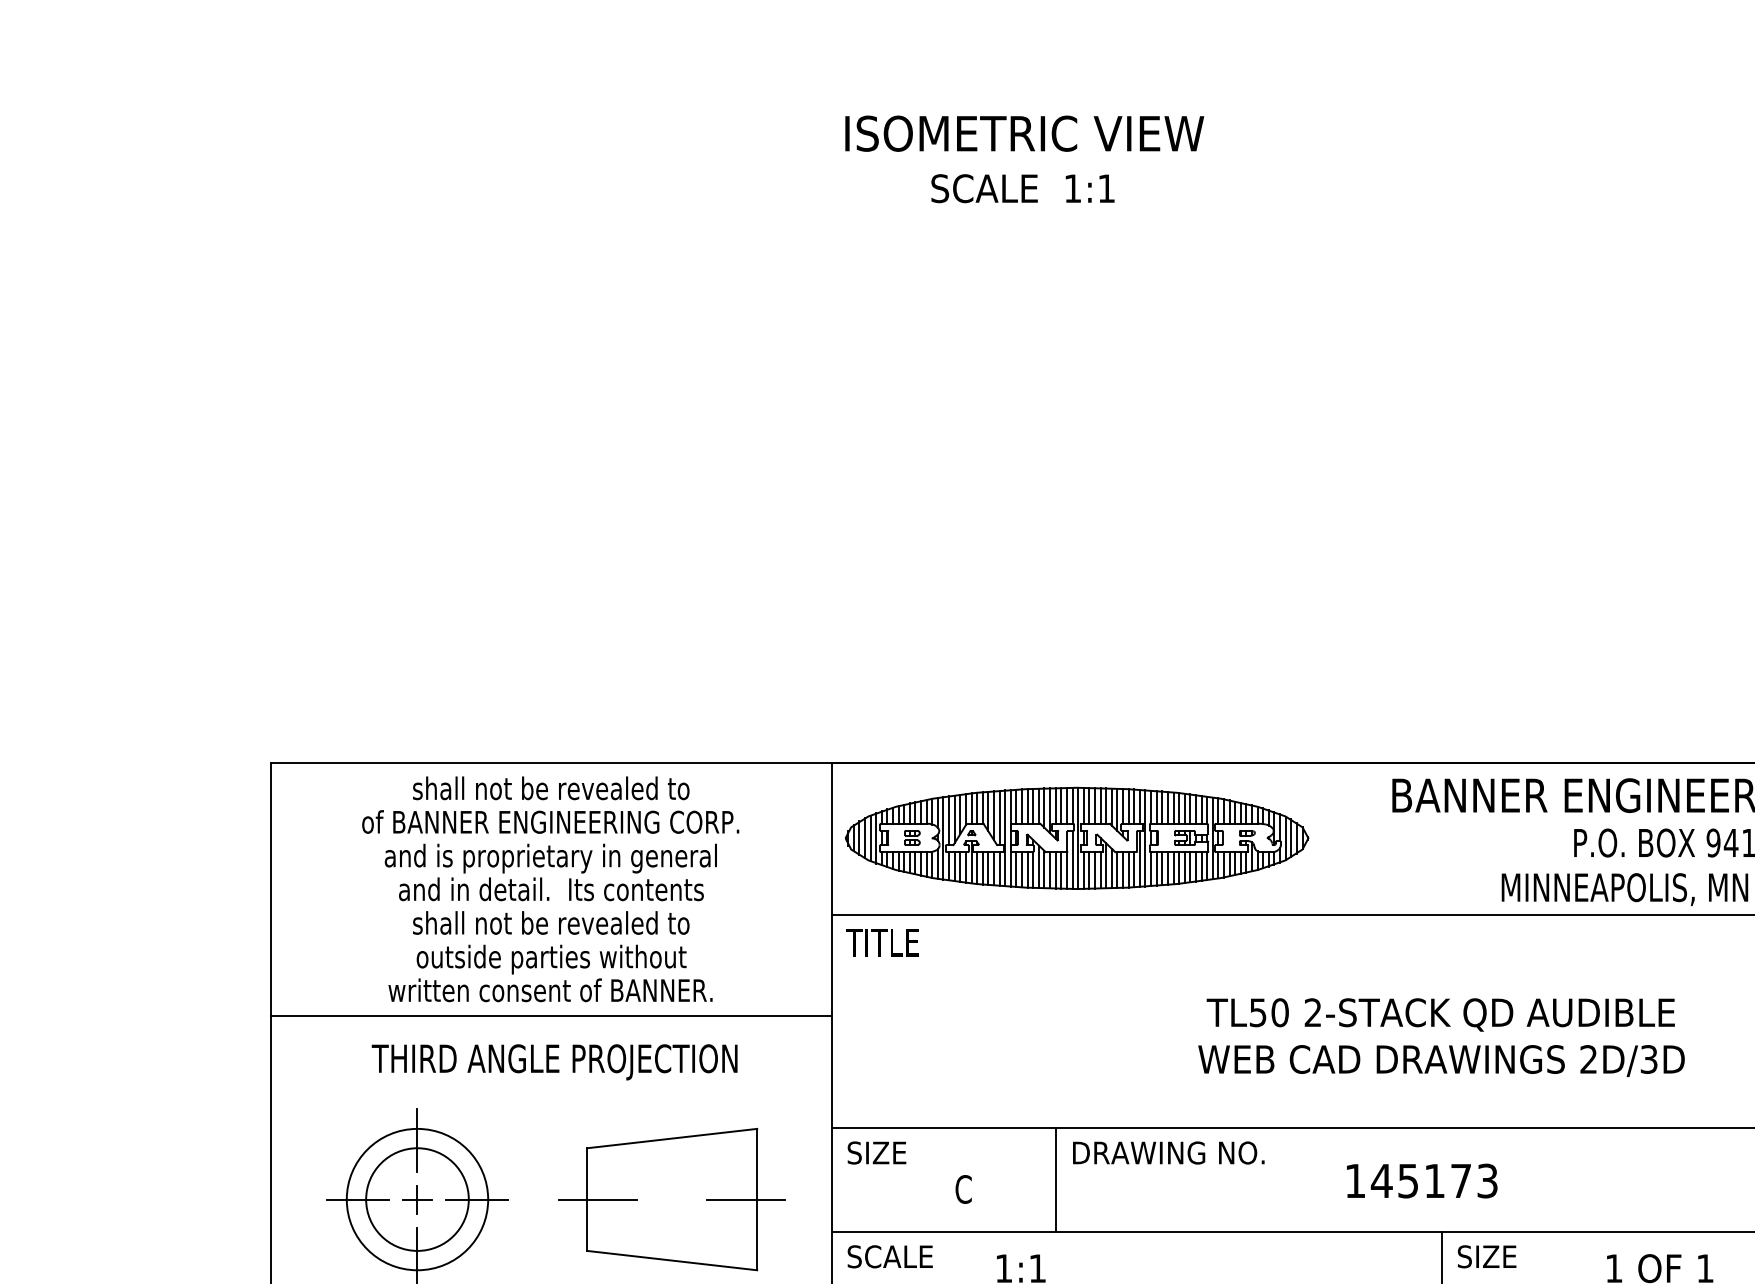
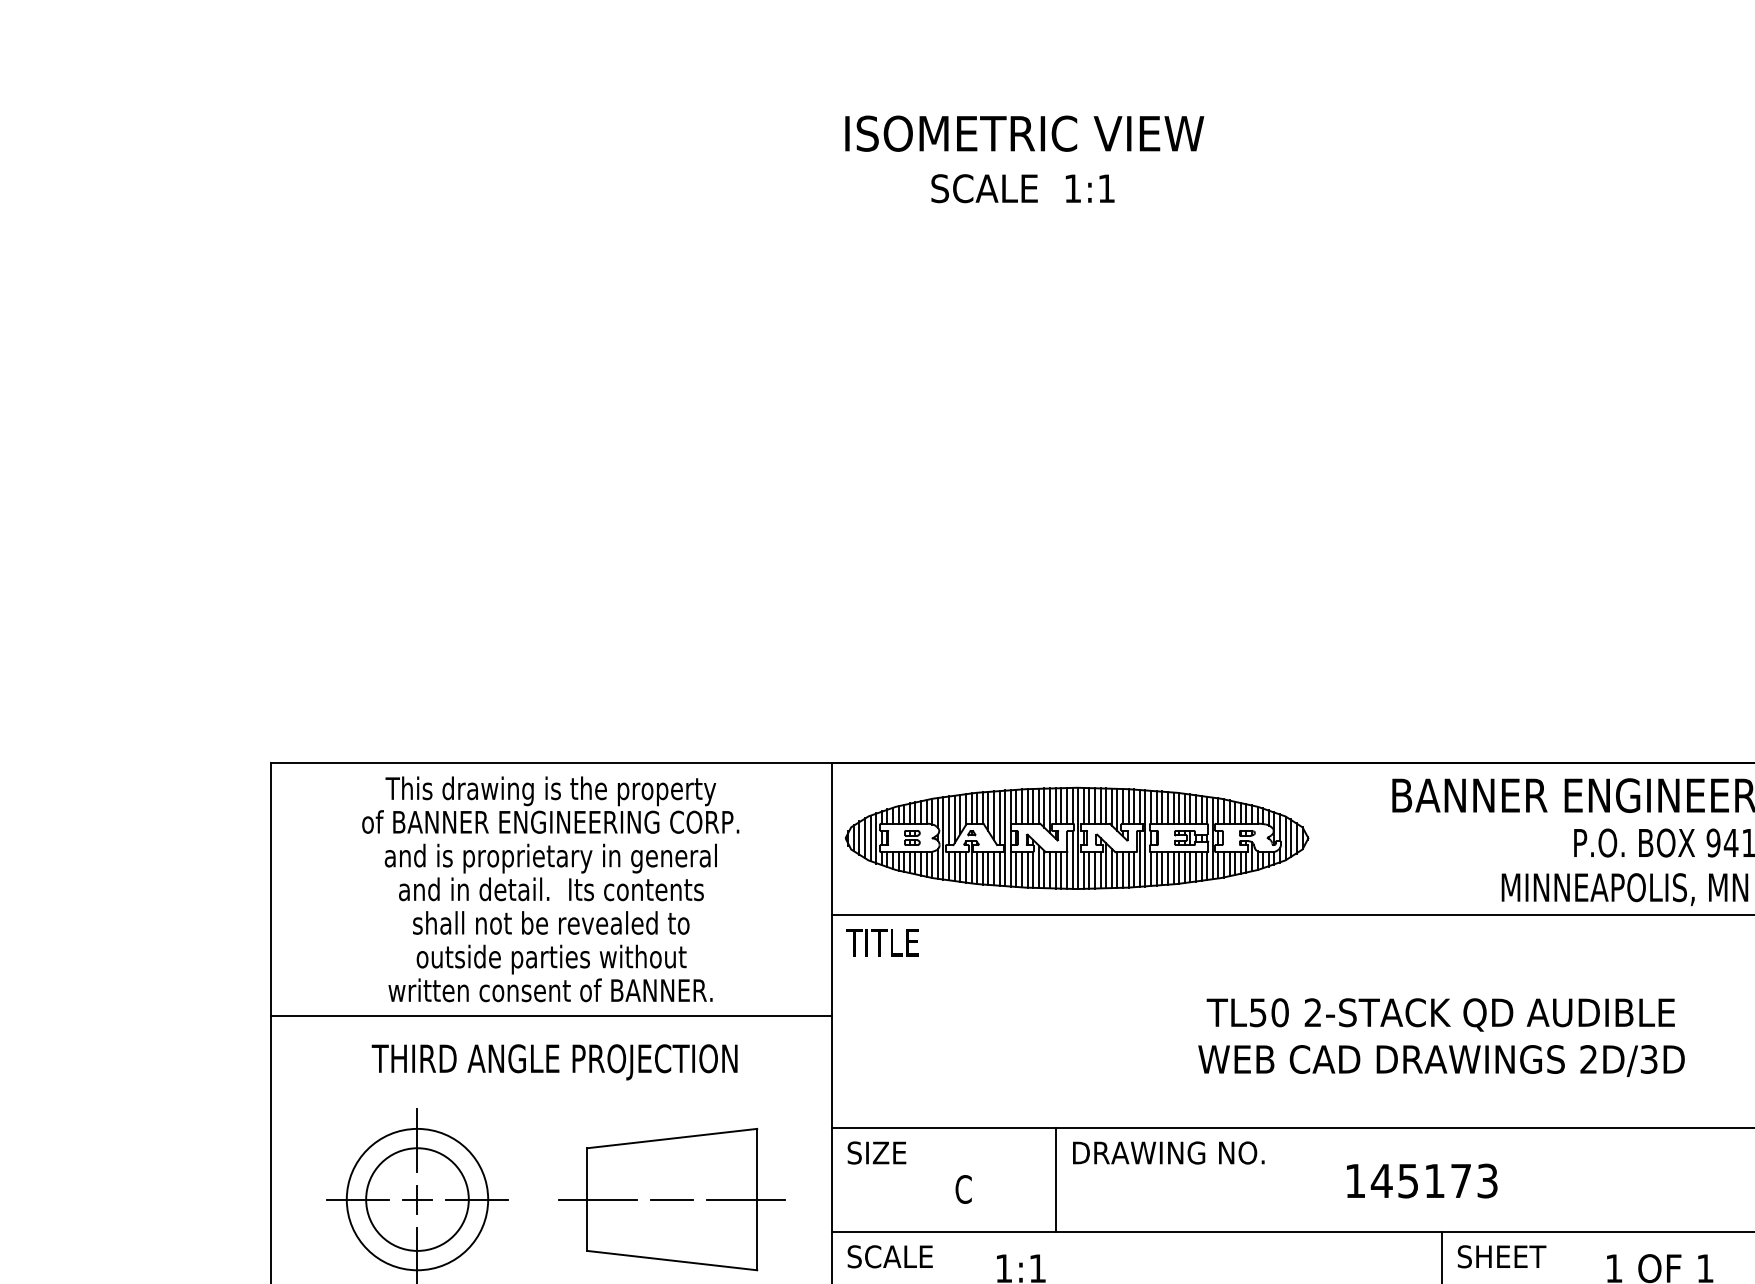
text: shall not be revealed to -> This drawing is the property (550, 791)
line: none -> present (672, 1199)
text: SIZE -> SHEET (1512, 1256)
